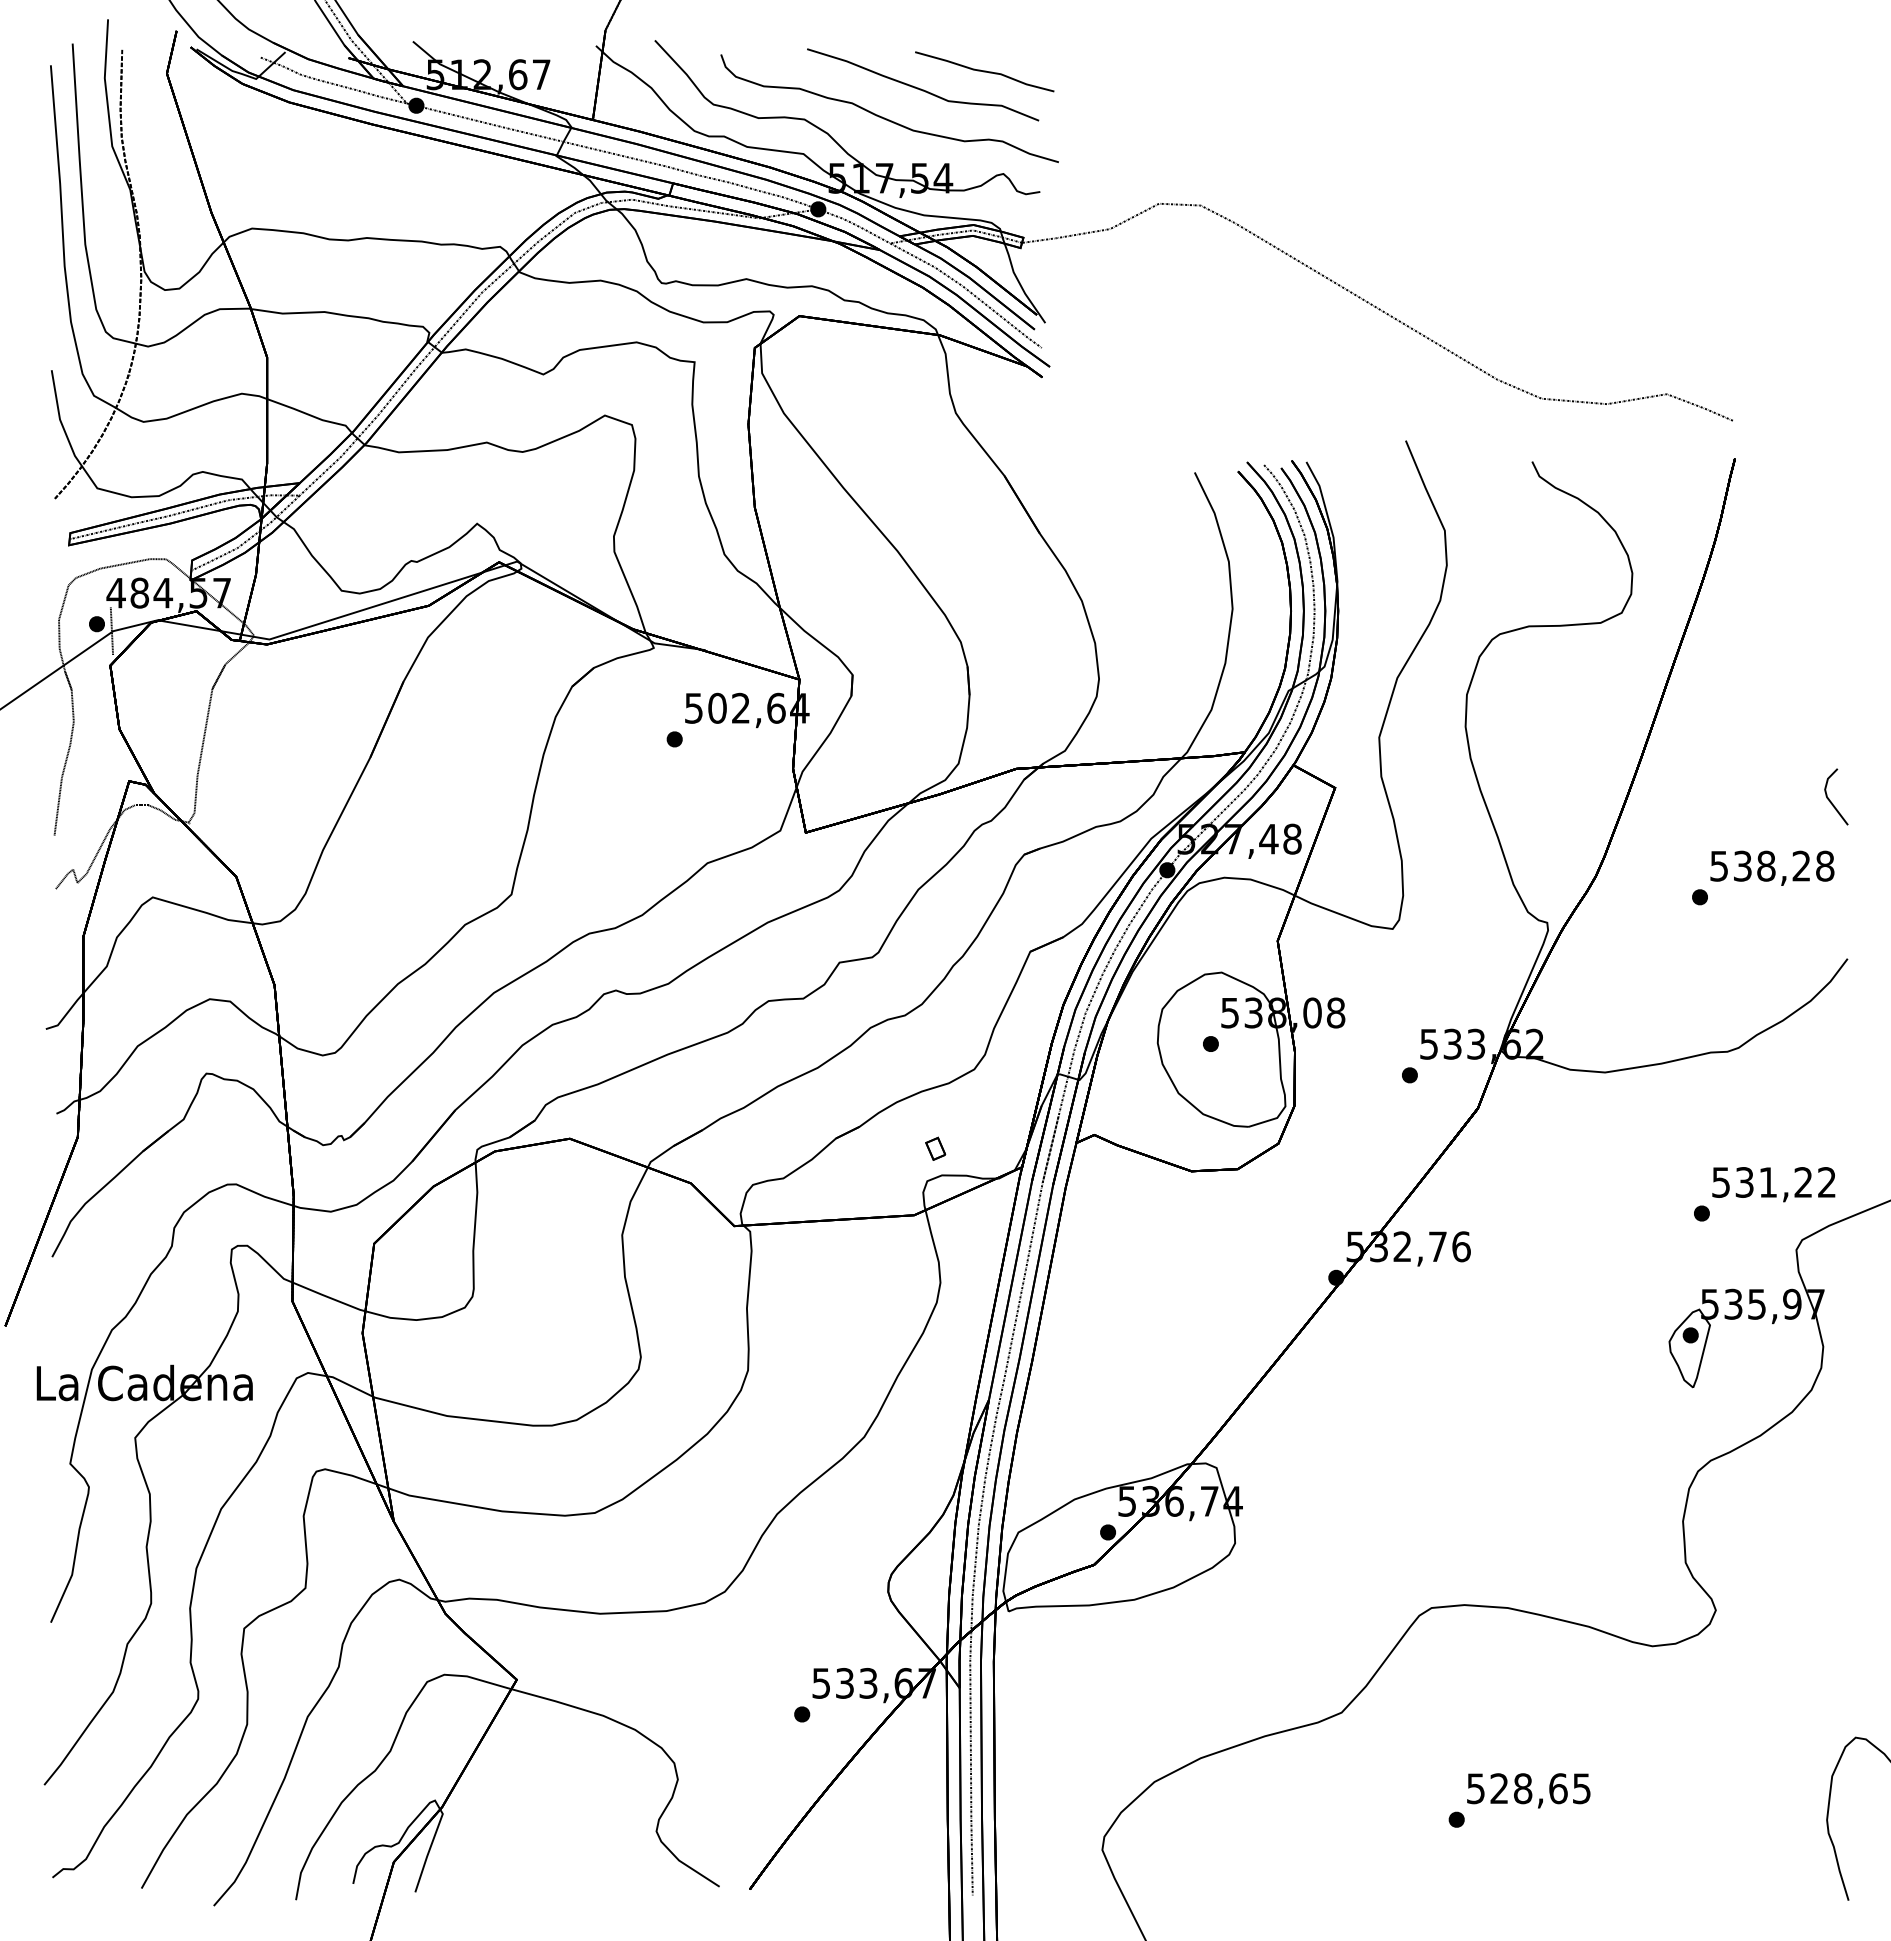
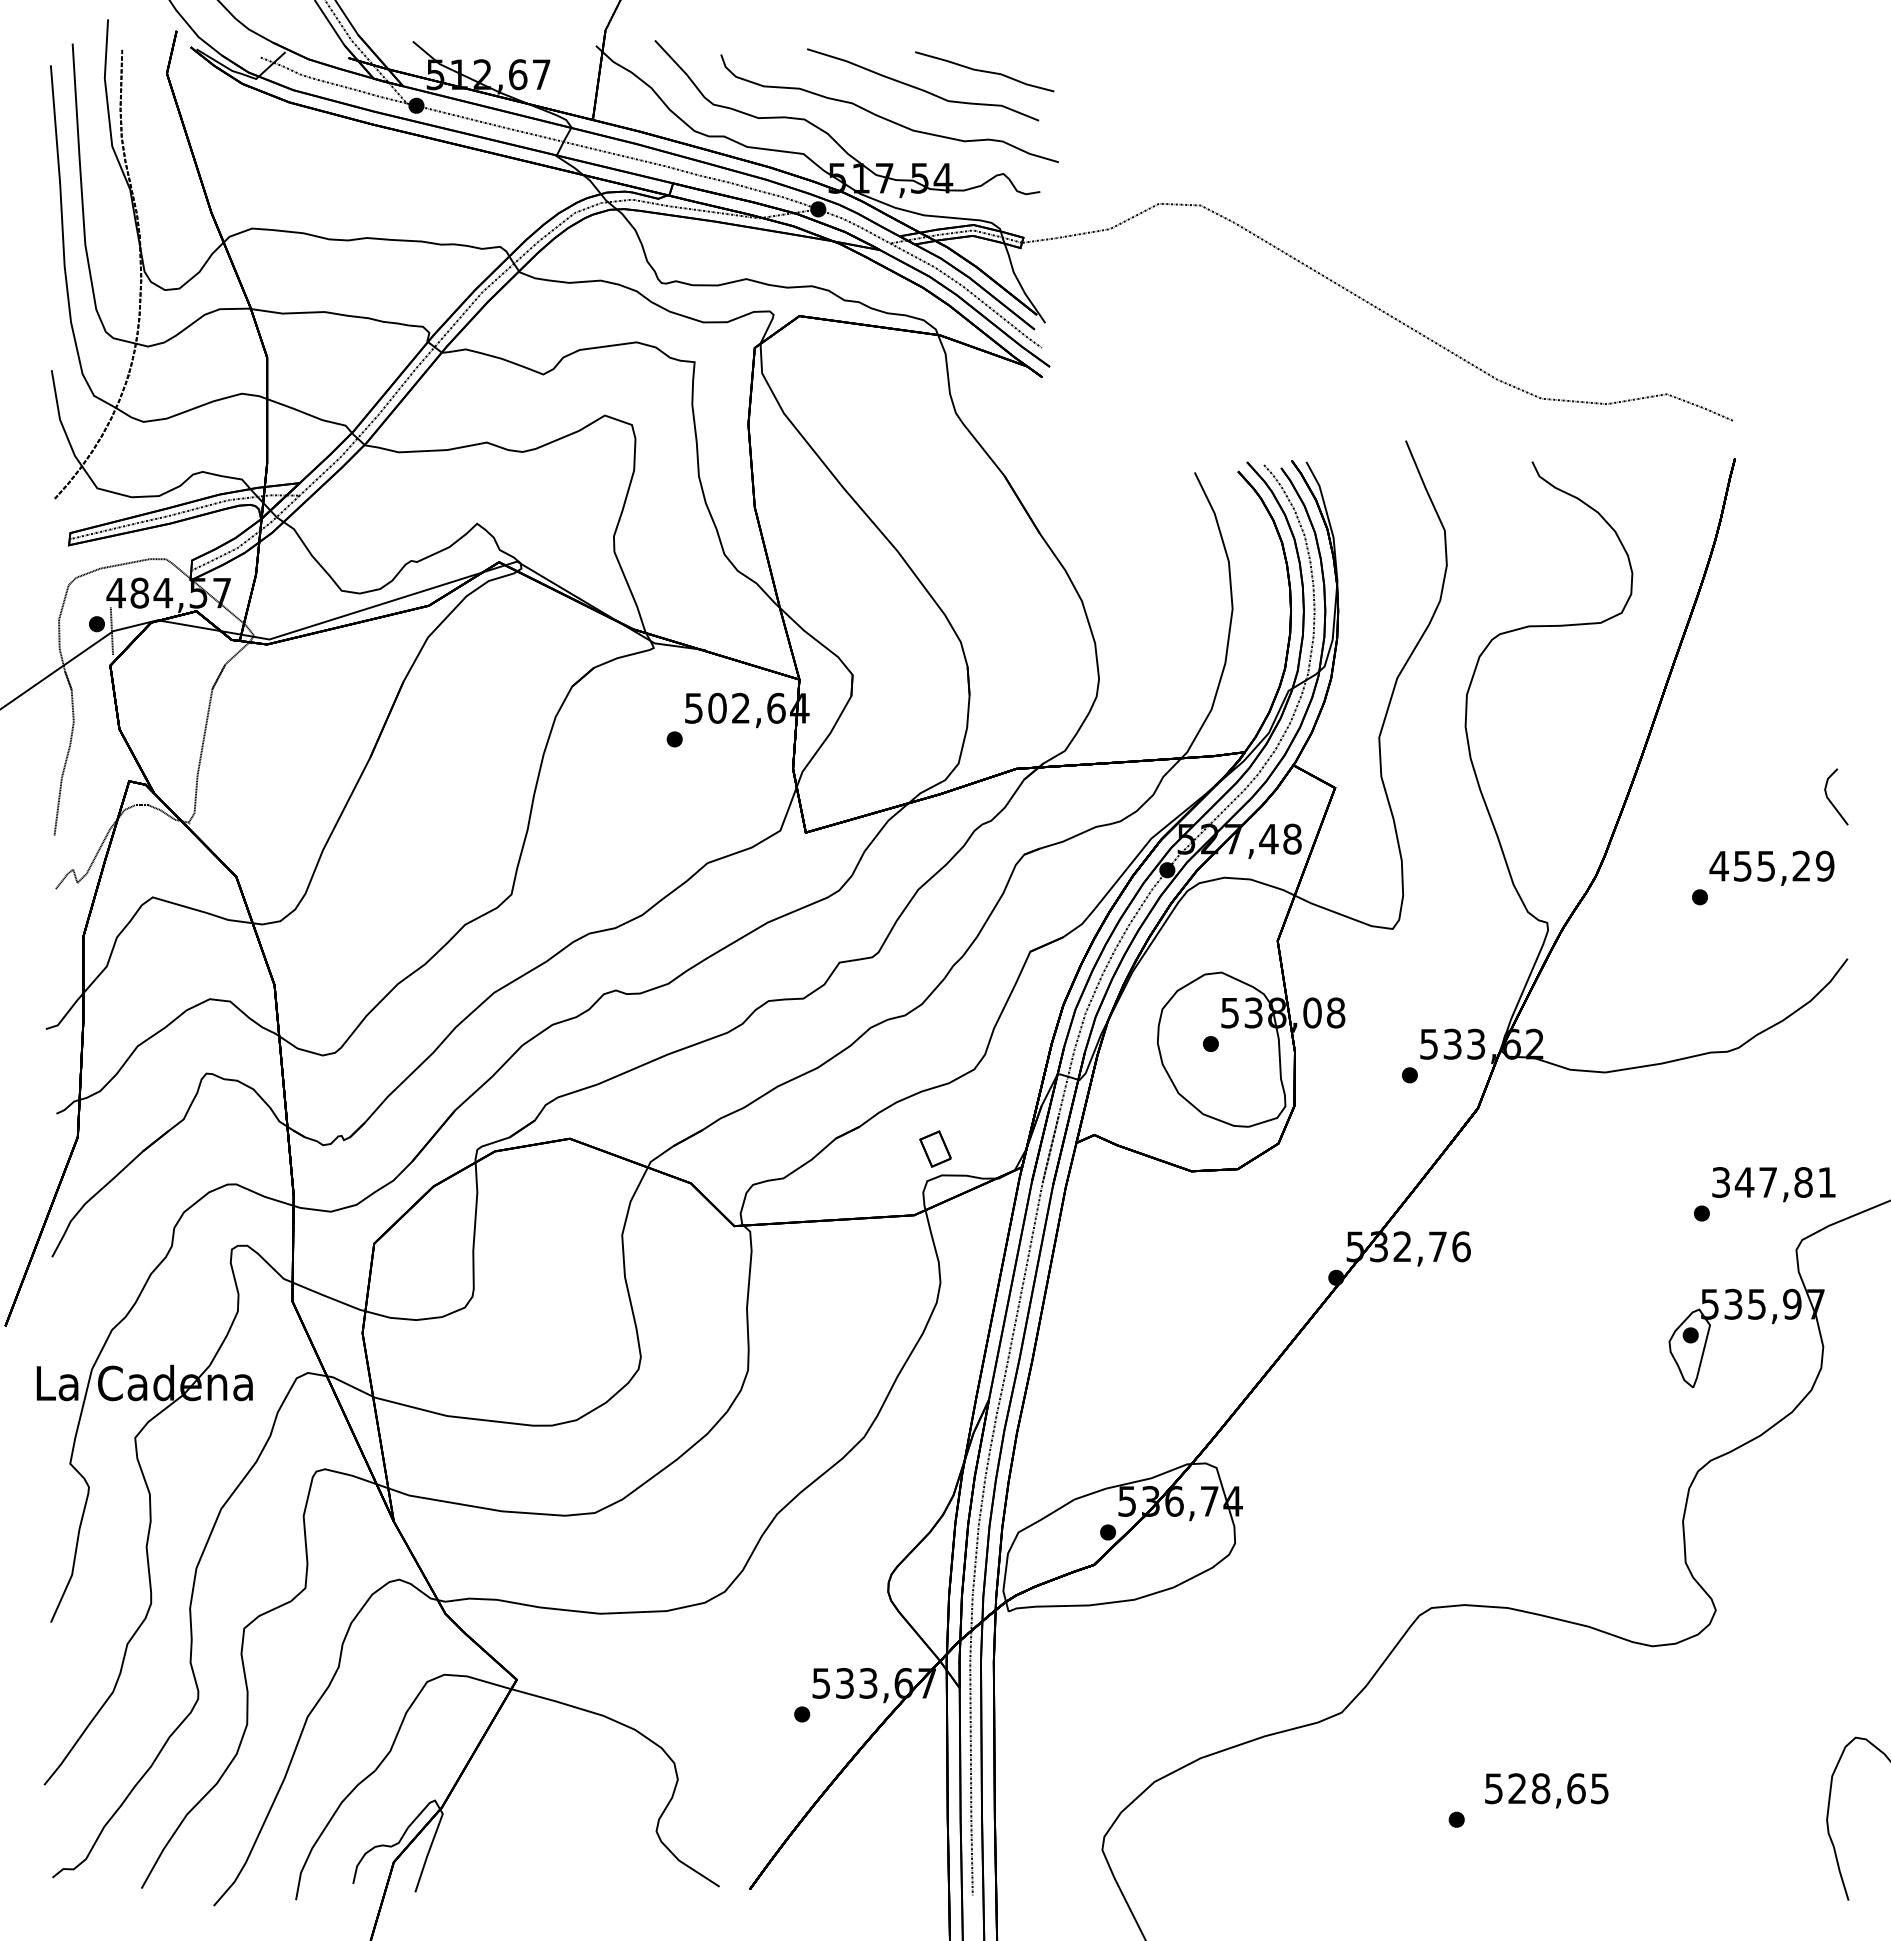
text: 538,28 -> 455,29 (1771, 865)
part size: 22x25 px -> 33x38 px (935, 1148)
text: 531,22 -> 347,81 (1774, 1182)
text position: (1528, 1790) -> (1546, 1790) (1546, 1790)
